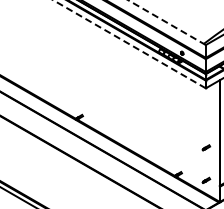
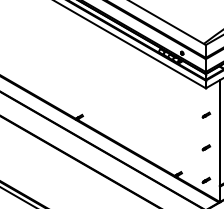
line: dashed -> solid (166, 22)
line: dashed -> solid (129, 44)
part: none -> present (206, 114)
